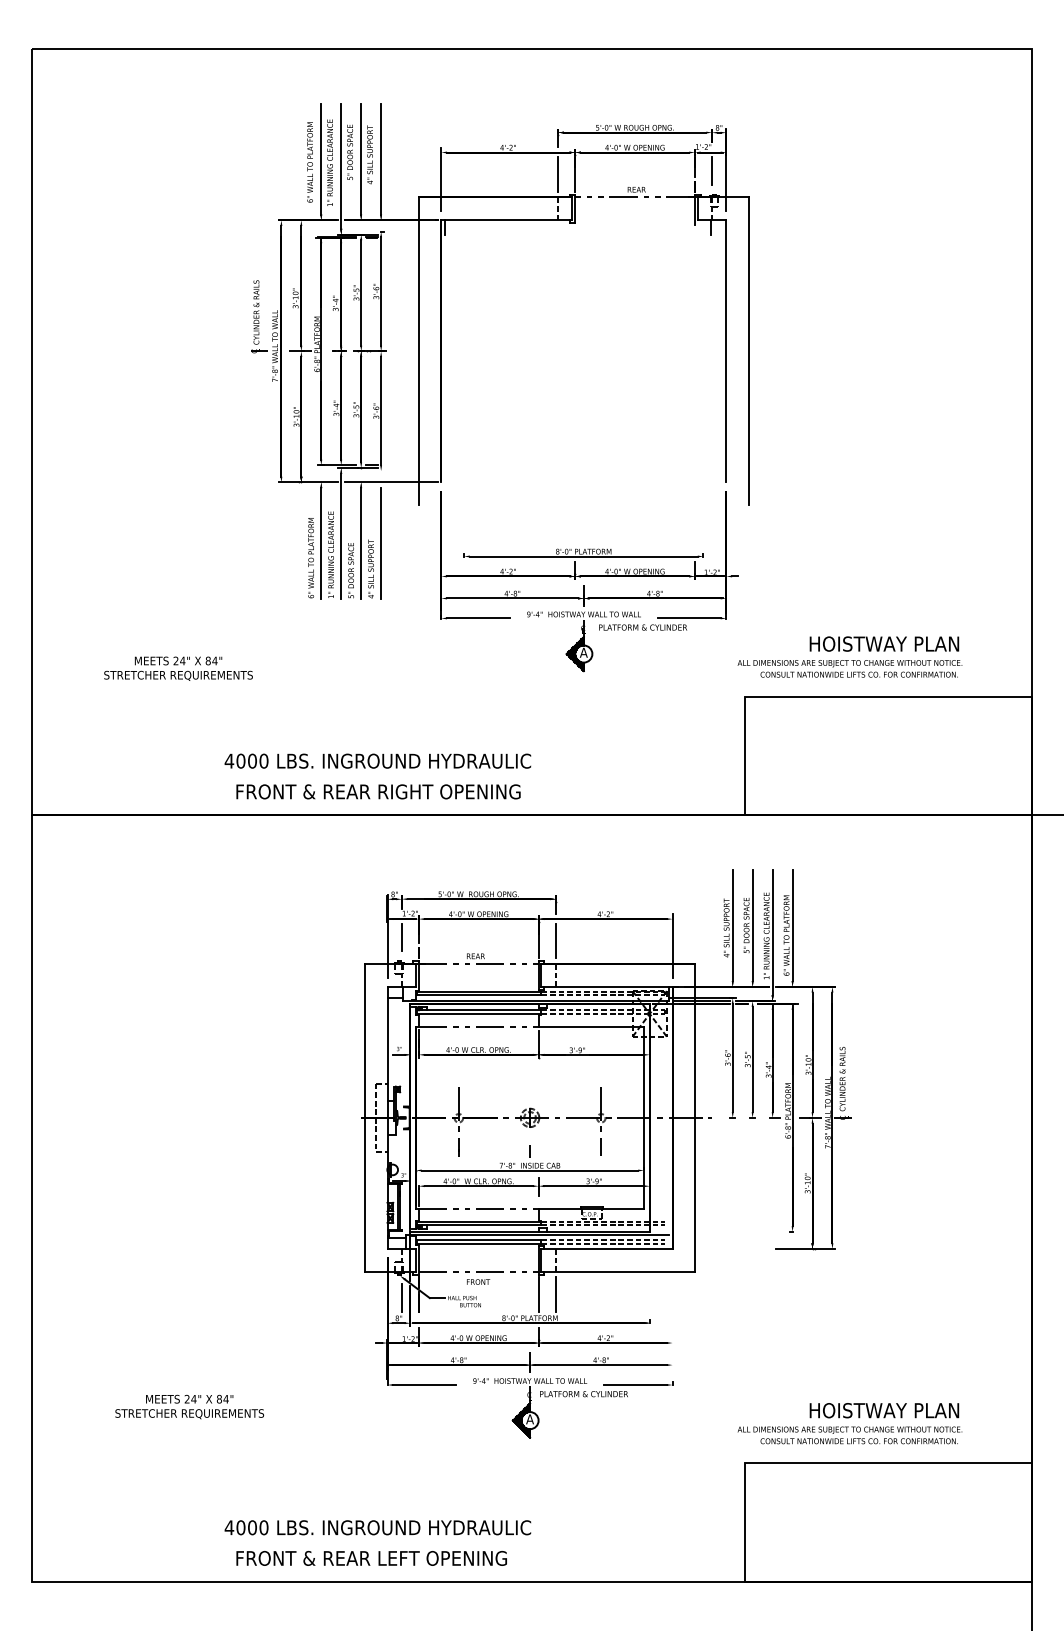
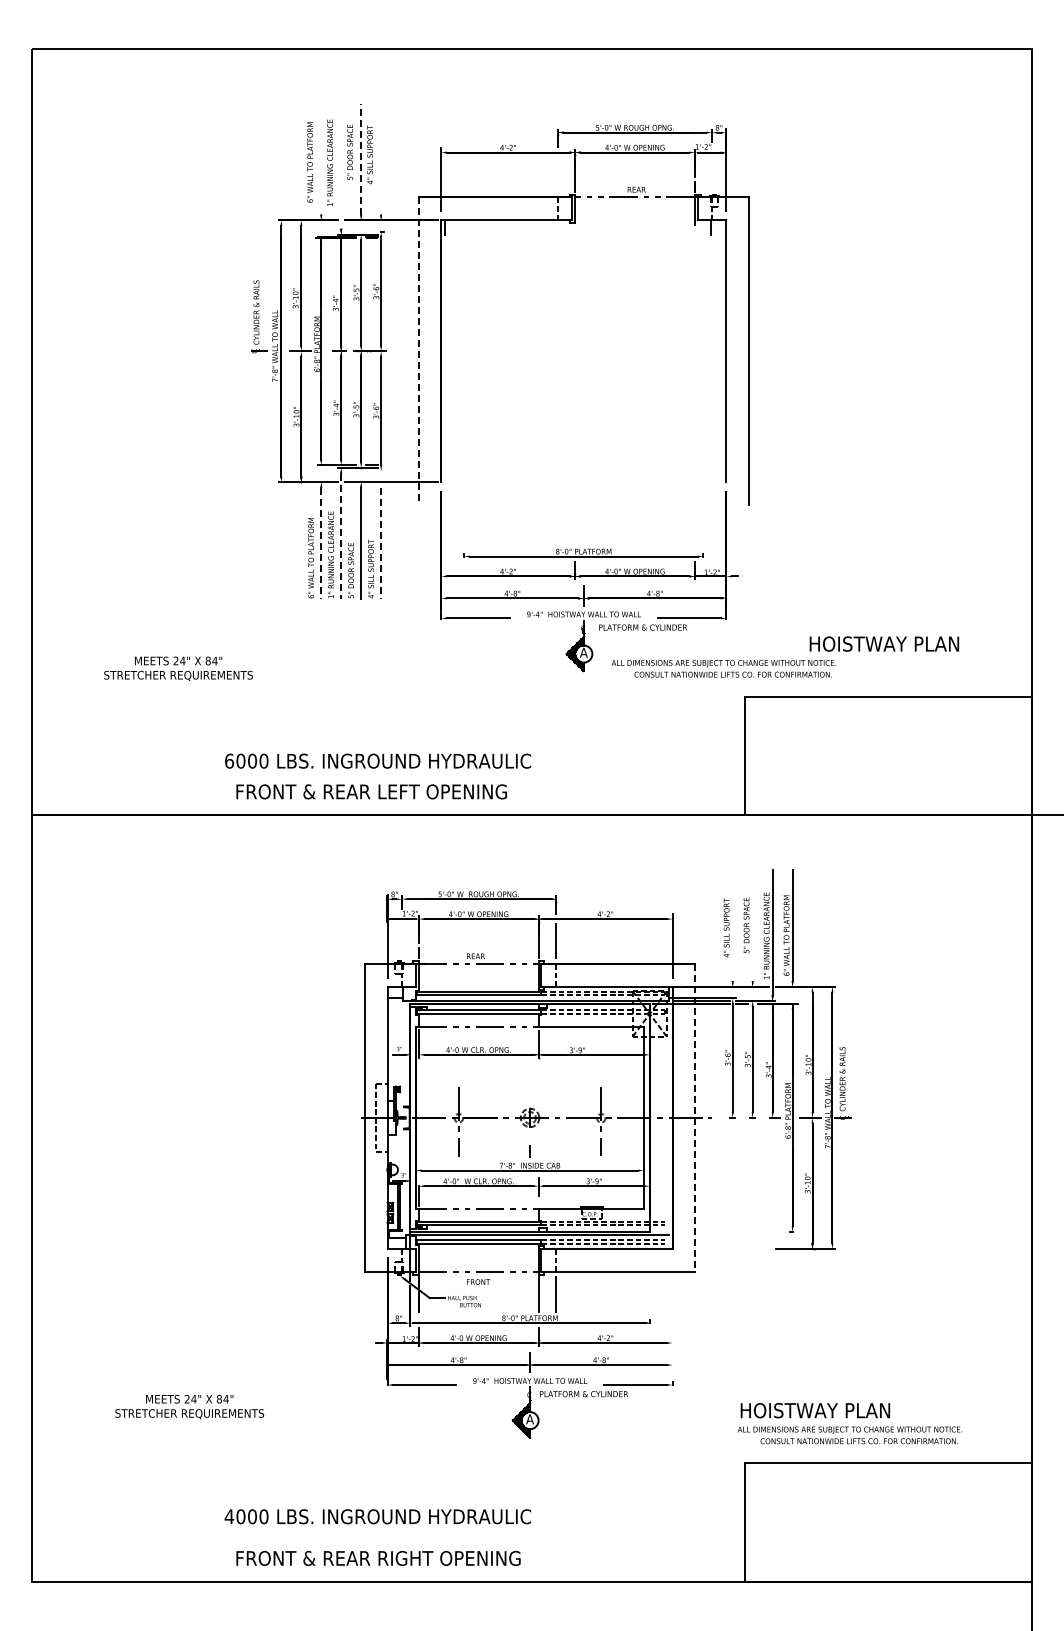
line: present -> none (321, 158)
line: solid -> dashed (361, 158)
line: present -> none (381, 158)
line: present -> none (341, 165)
line: present -> none (712, 170)
line: present -> none (558, 174)
line: solid -> dashed (418, 351)
line: solid -> dashed (341, 536)
line: solid -> dashed (321, 544)
line: solid -> dashed (381, 544)
text position: (849, 668) -> (723, 668) (723, 668)
text: 4000 -> 6000 (229, 760)
text: FRONT & REAR RIGHT OPENING -> FRONT & REAR LEFT OPENING (450, 791)
line: present -> none (732, 925)
line: present -> none (752, 925)
line: present -> none (401, 937)
line: solid -> dashed (695, 1117)
line: present -> none (401, 1298)
text position: (884, 1410) -> (815, 1410) (815, 1410)
text position: (377, 1527) -> (377, 1516) (377, 1516)
text: FRONT & REAR LEFT OPENING -> FRONT & REAR RIGHT OPENING (450, 1557)
